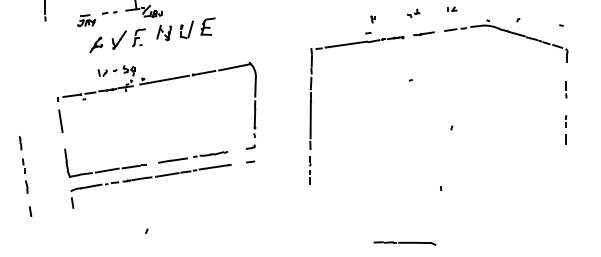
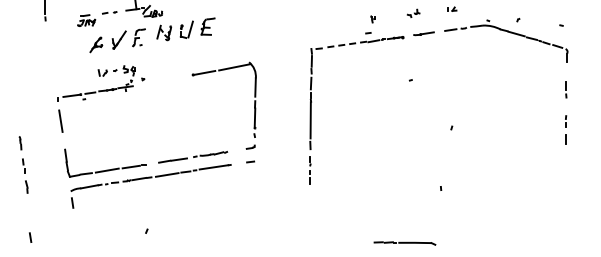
line: solid -> dashed (346, 44)
line: present -> none (164, 79)
line position: (30, 211) -> (30, 237) (30, 237)
